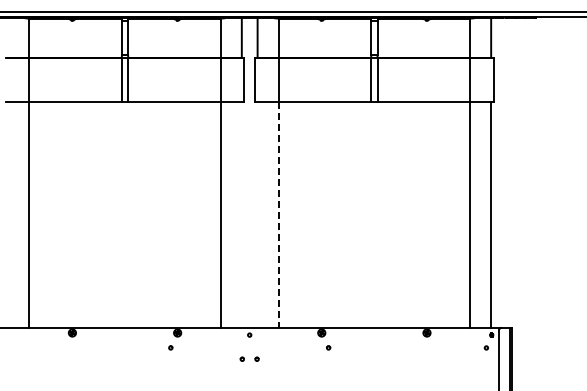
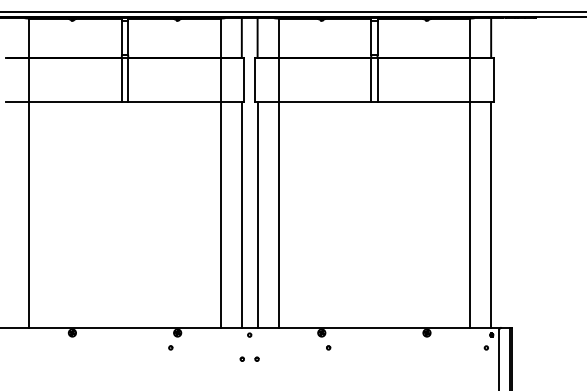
line: none -> present (241, 214)
line: none -> present (257, 214)
line: dashed -> solid (278, 215)
